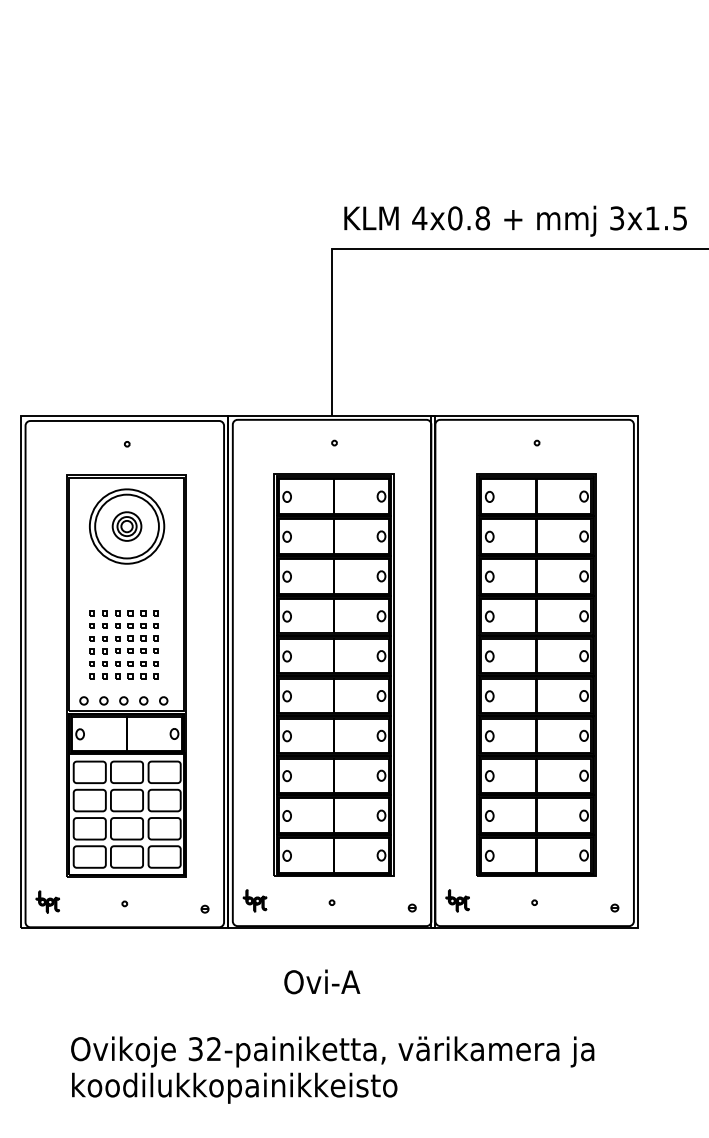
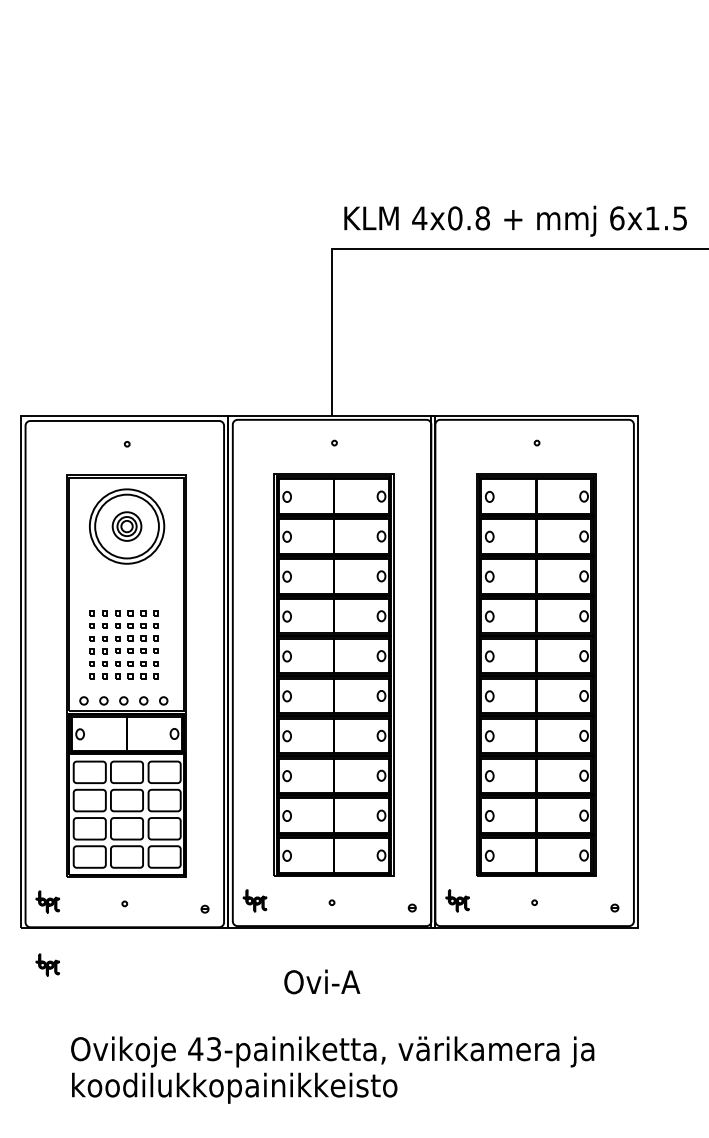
text: 3x1.5 -> 6x1.5 (617, 218)
part: none -> present (47, 964)
text: 32-painiketta, -> 43-painiketta, (204, 1049)
